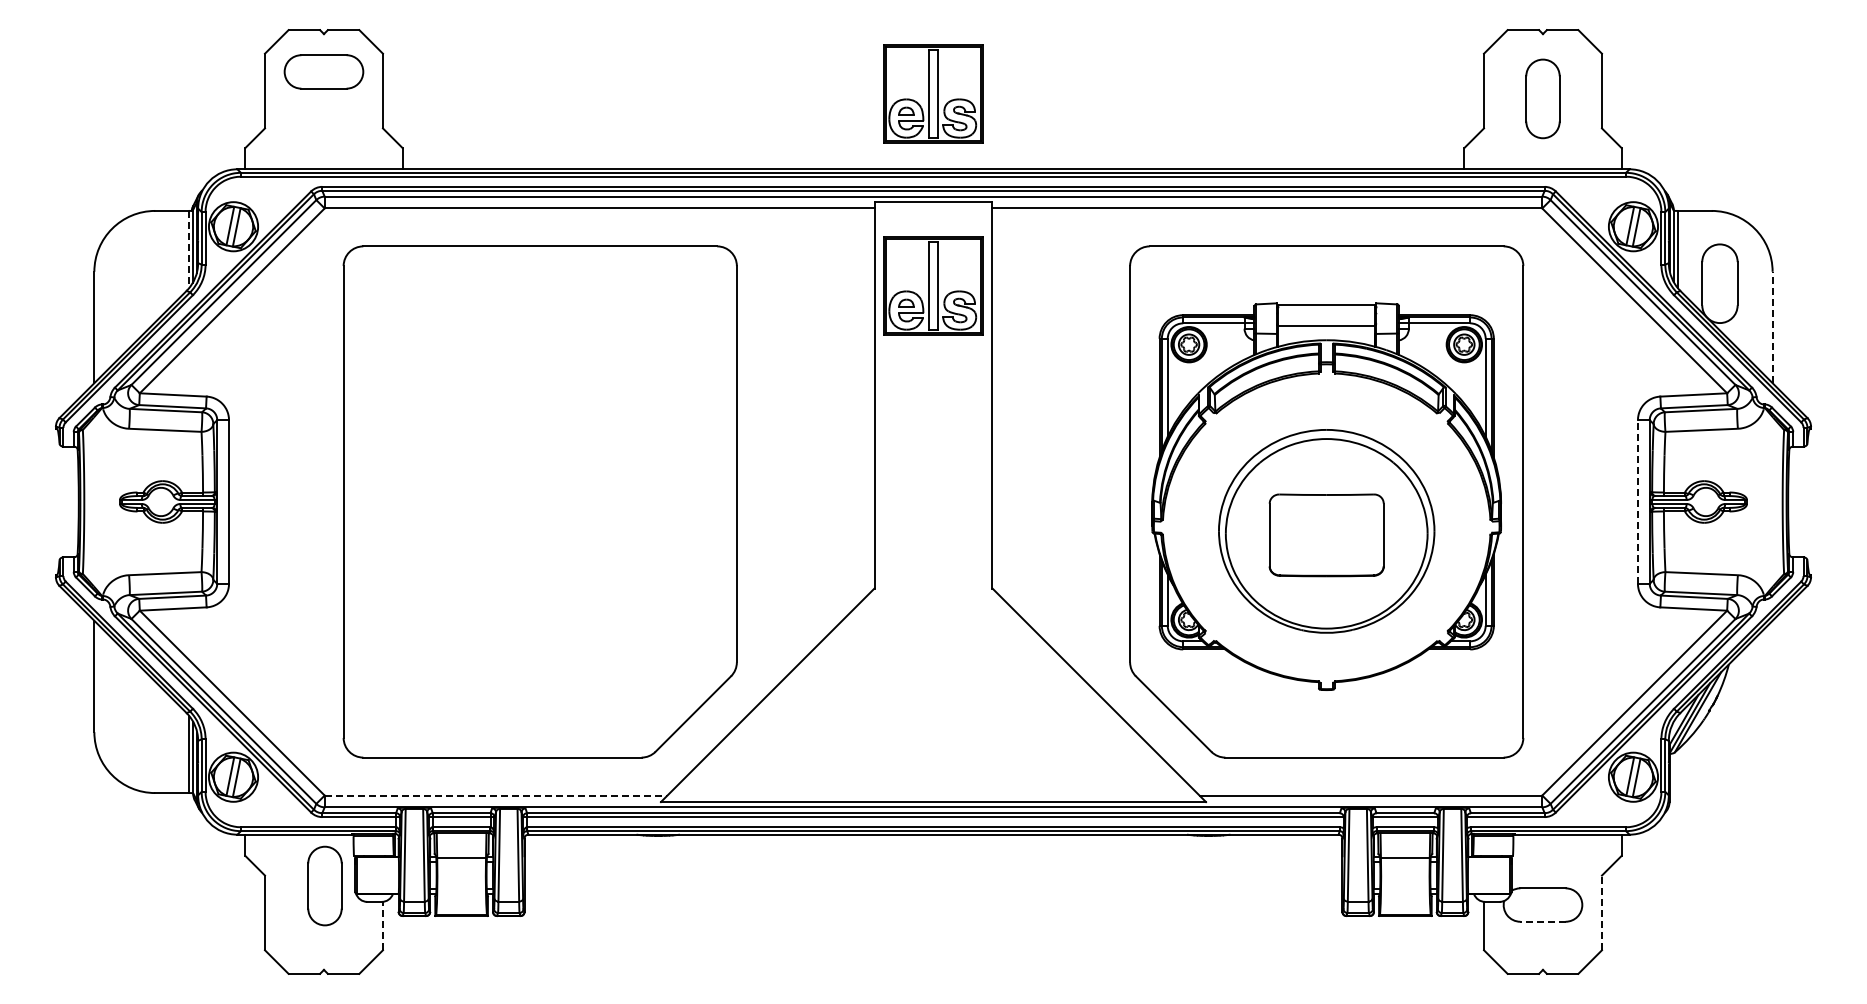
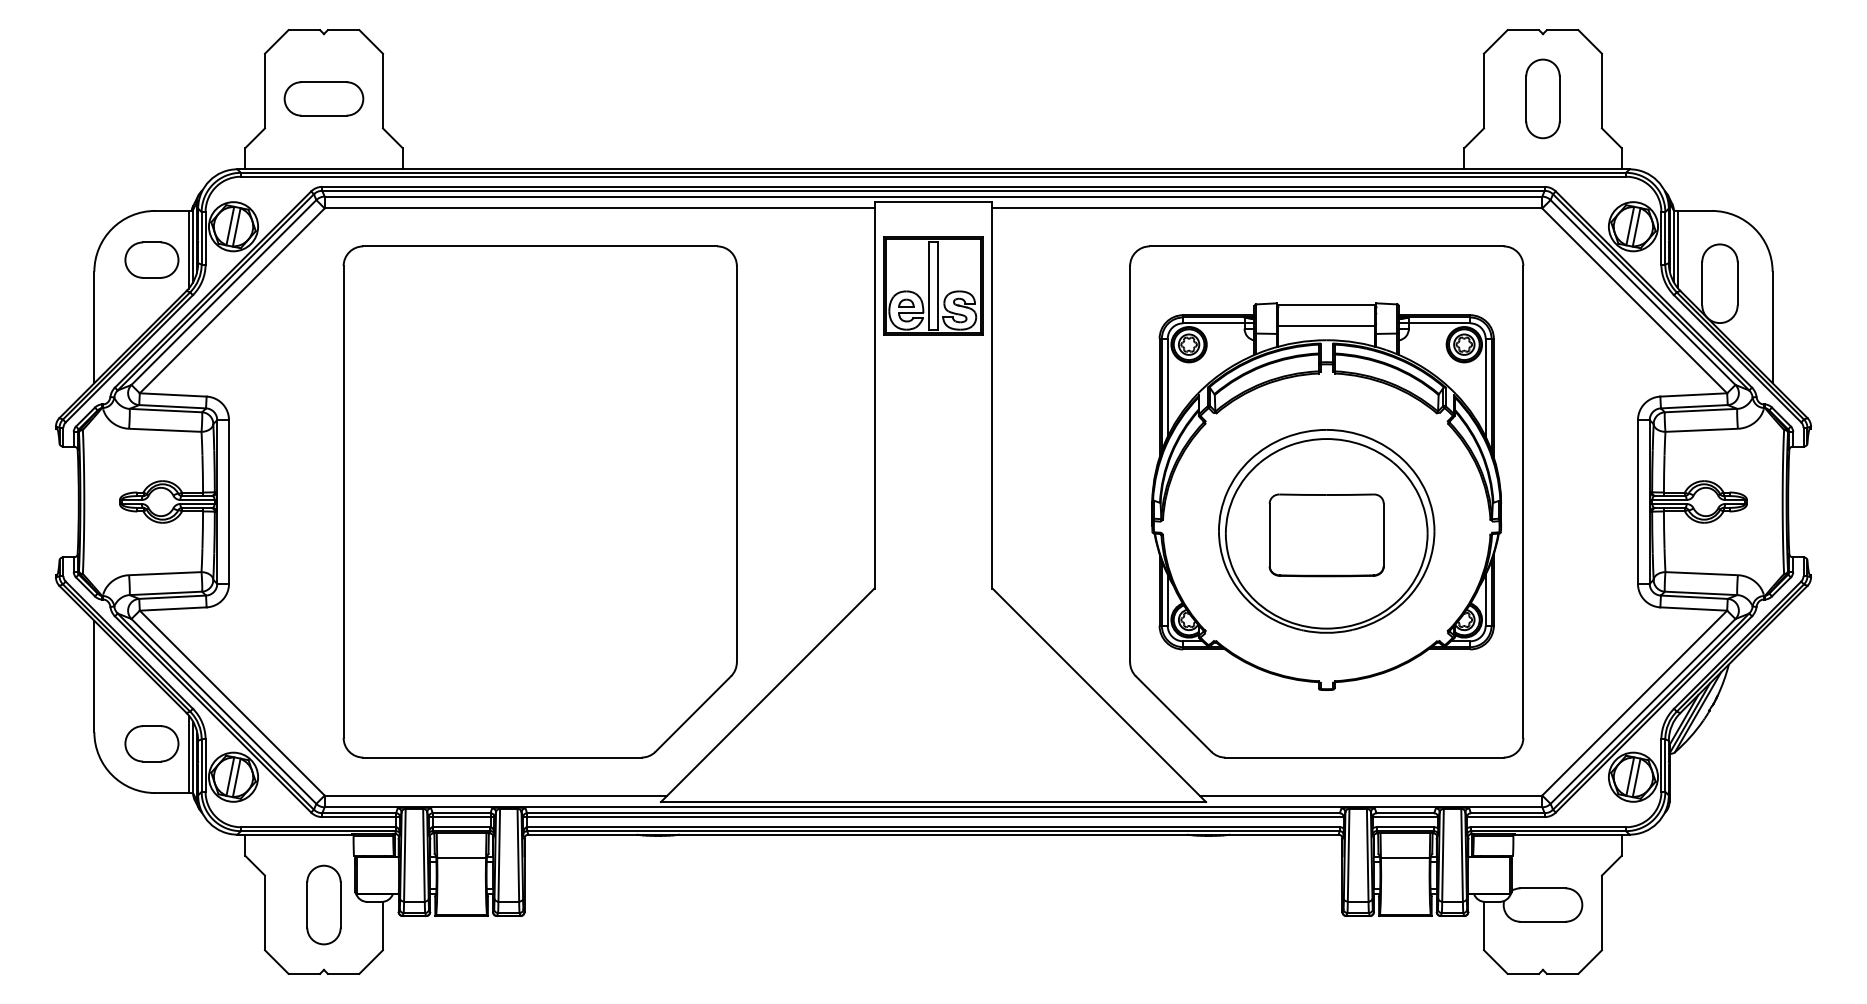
part position: (323, 71) -> (323, 98) (323, 98)
part: present -> none (933, 93)
line: dashed -> solid (188, 249)
part: none -> present (151, 259)
line: dashed -> solid (1772, 327)
line: dashed -> solid (1637, 501)
part: none -> present (151, 743)
line: dashed -> solid (496, 795)
part position: (324, 885) -> (323, 904) (323, 904)
line: dashed -> solid (1601, 912)
line: dashed -> solid (1543, 921)
line: dashed -> solid (382, 925)
